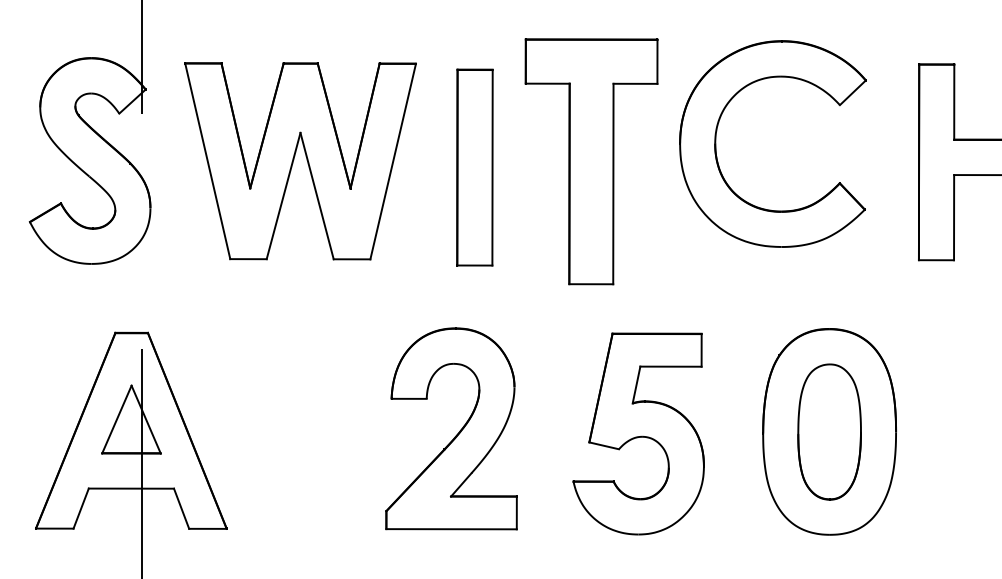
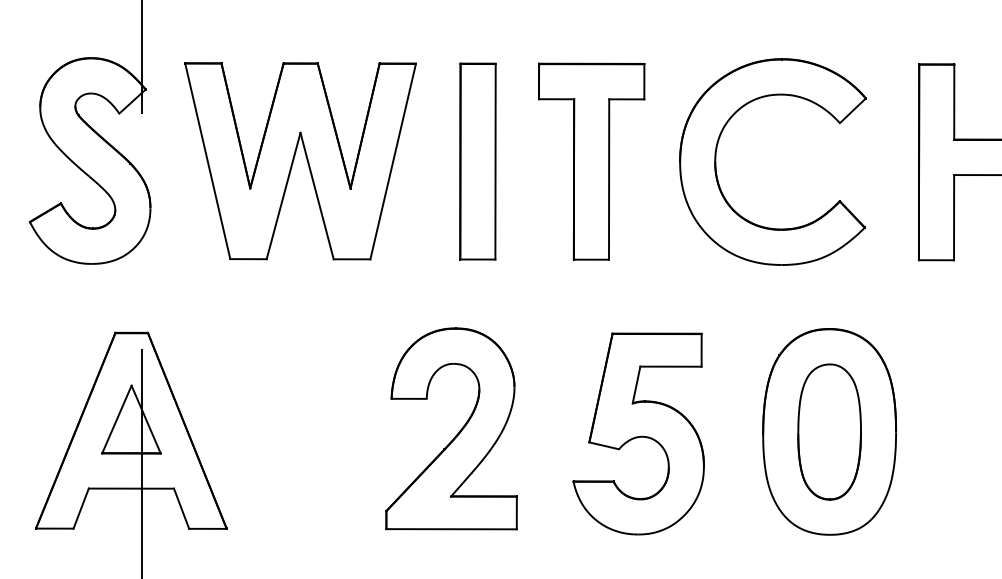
part position: (716, 143) -> (716, 161) (716, 161)
part size: 135x248 px -> 108x199 px (591, 161)
part position: (474, 167) -> (477, 161) (477, 161)
